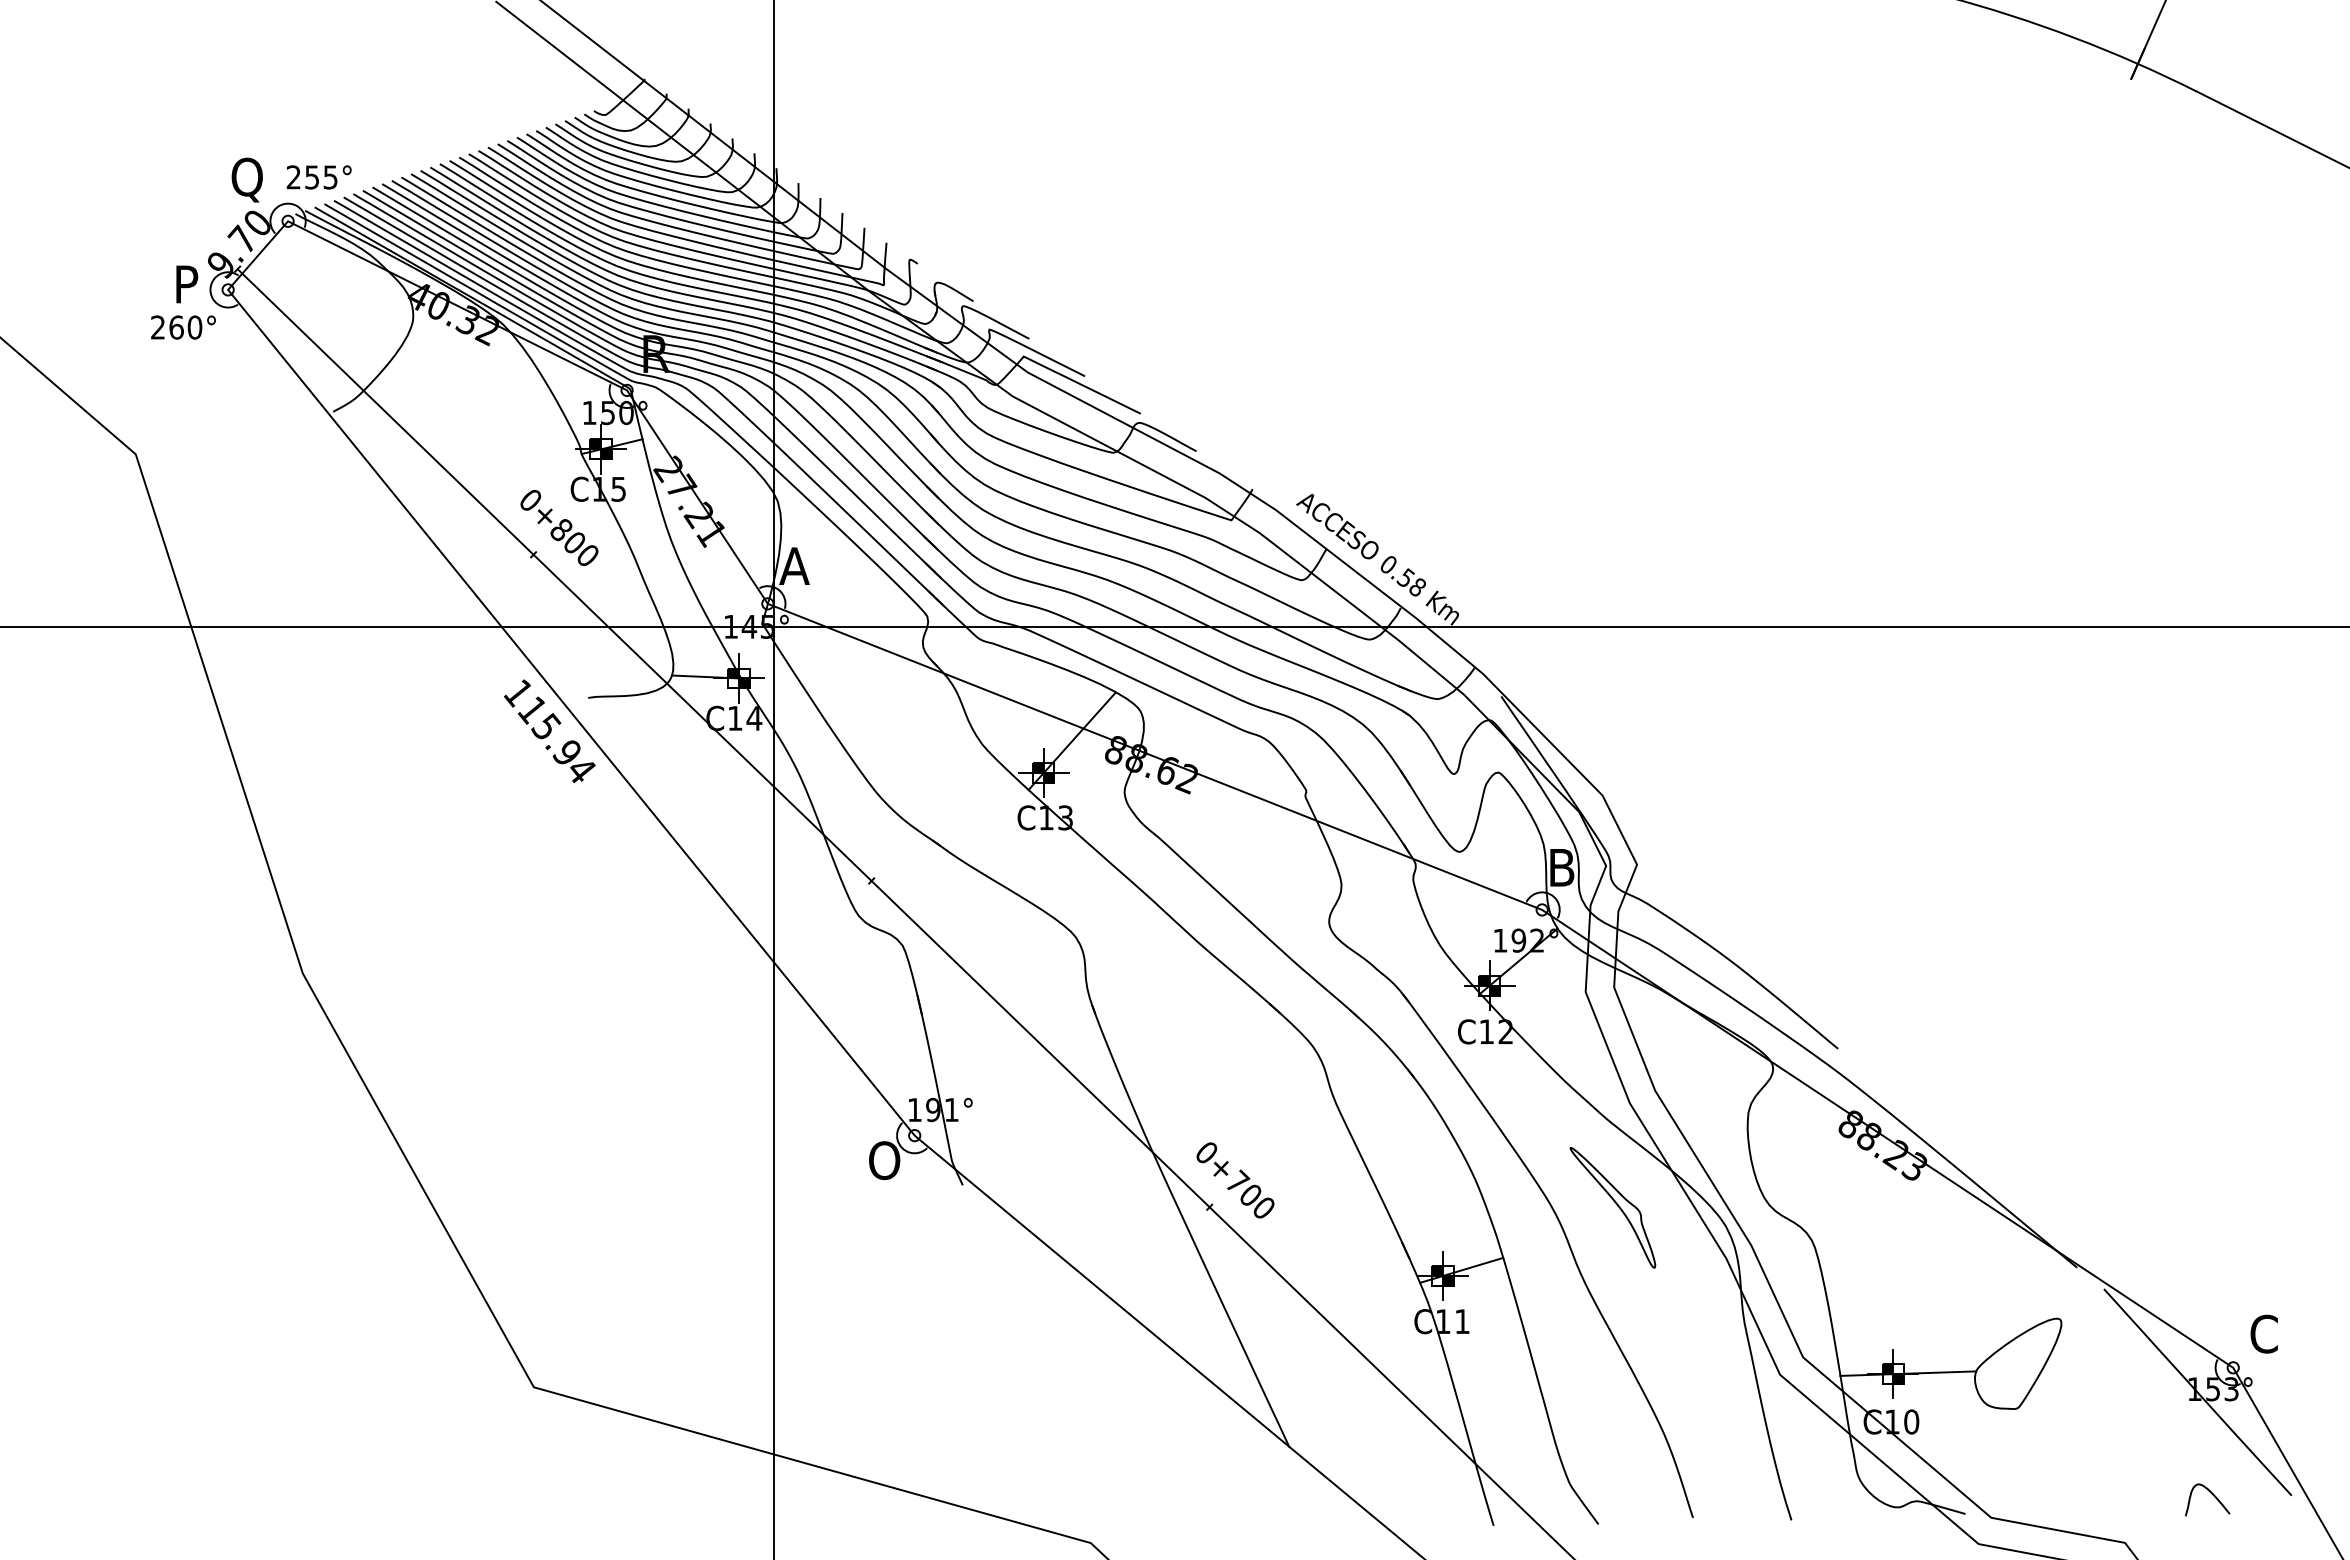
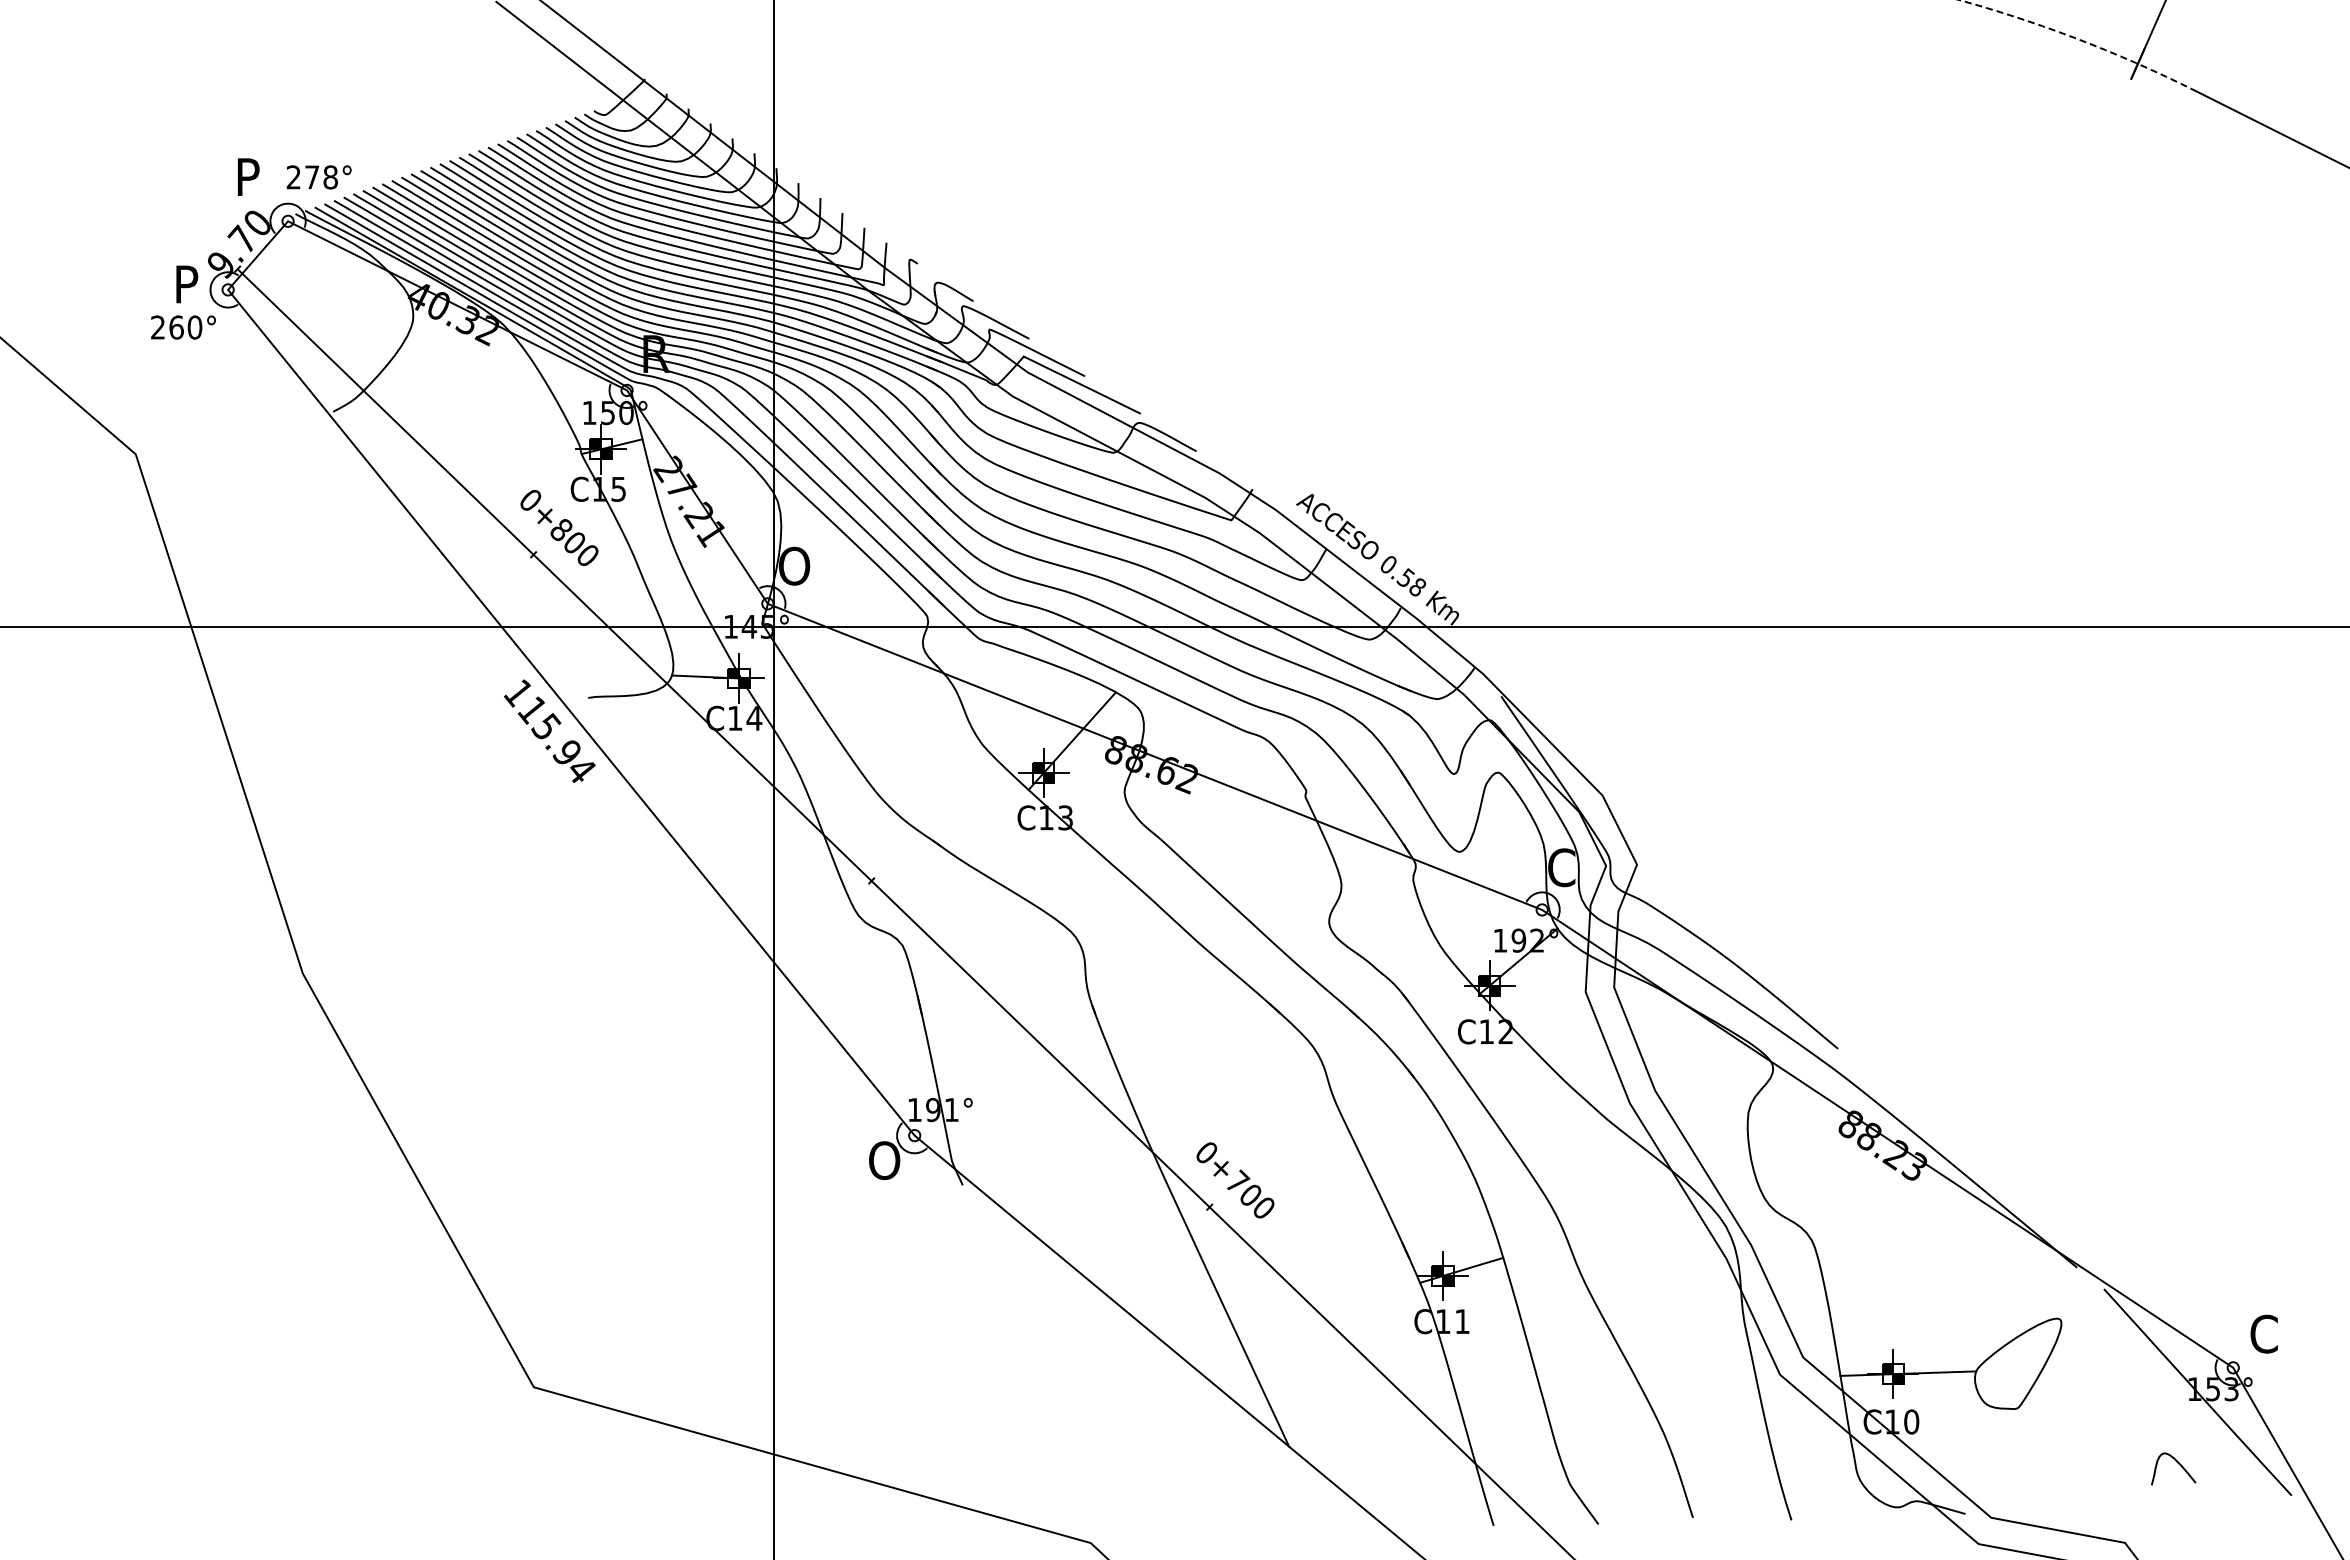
arc: solid -> dashed (2079, 39)
text: 255° -> 278° (321, 177)
text: Q -> P (246, 179)
text: A -> O (794, 565)
text: B -> C (1561, 867)
part: present -> none (1612, 1207)
curve position: (2211, 1494) -> (2177, 1463) (2177, 1463)
